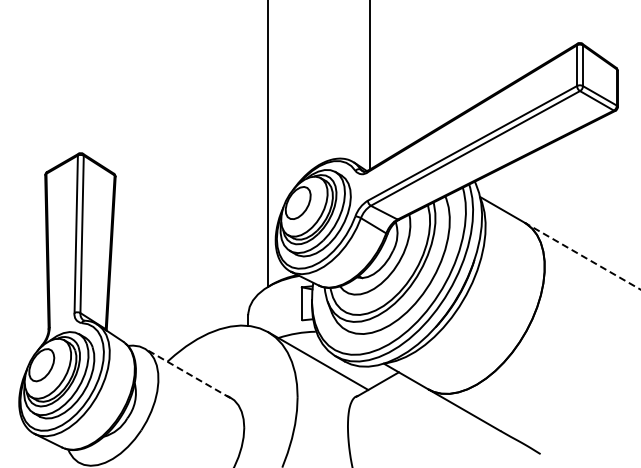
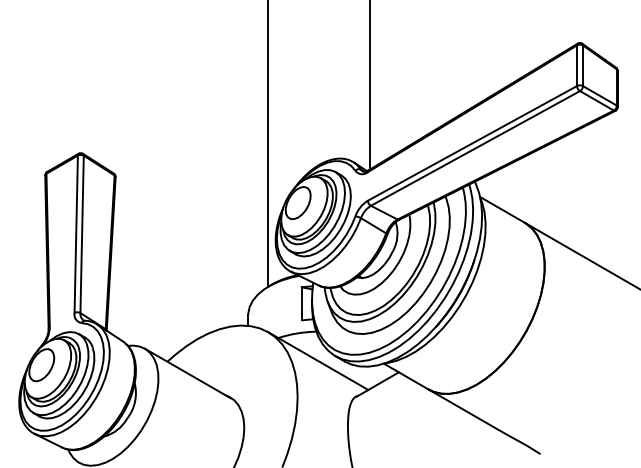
line: dashed -> solid (582, 256)
line: dashed -> solid (187, 373)
